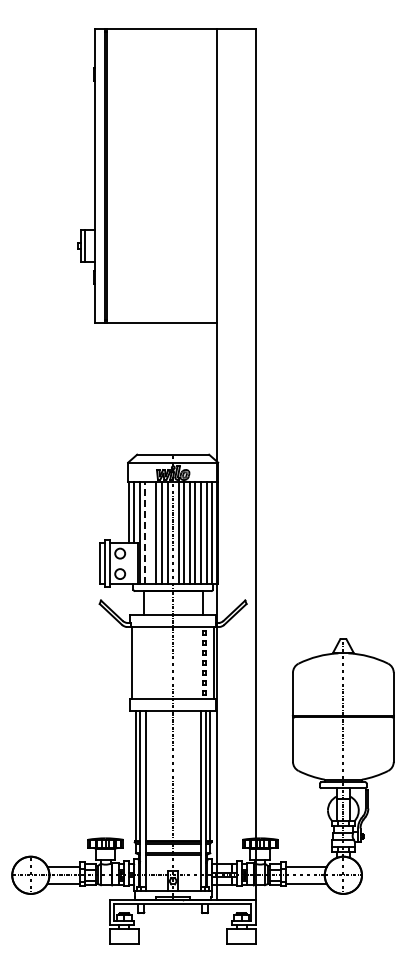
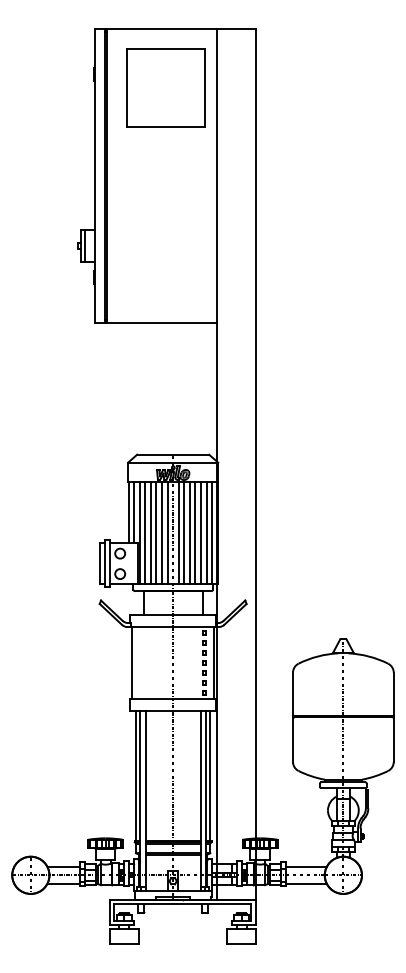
part: none -> present (165, 87)
line: dashed -> solid (145, 532)
line: none -> present (150, 533)
